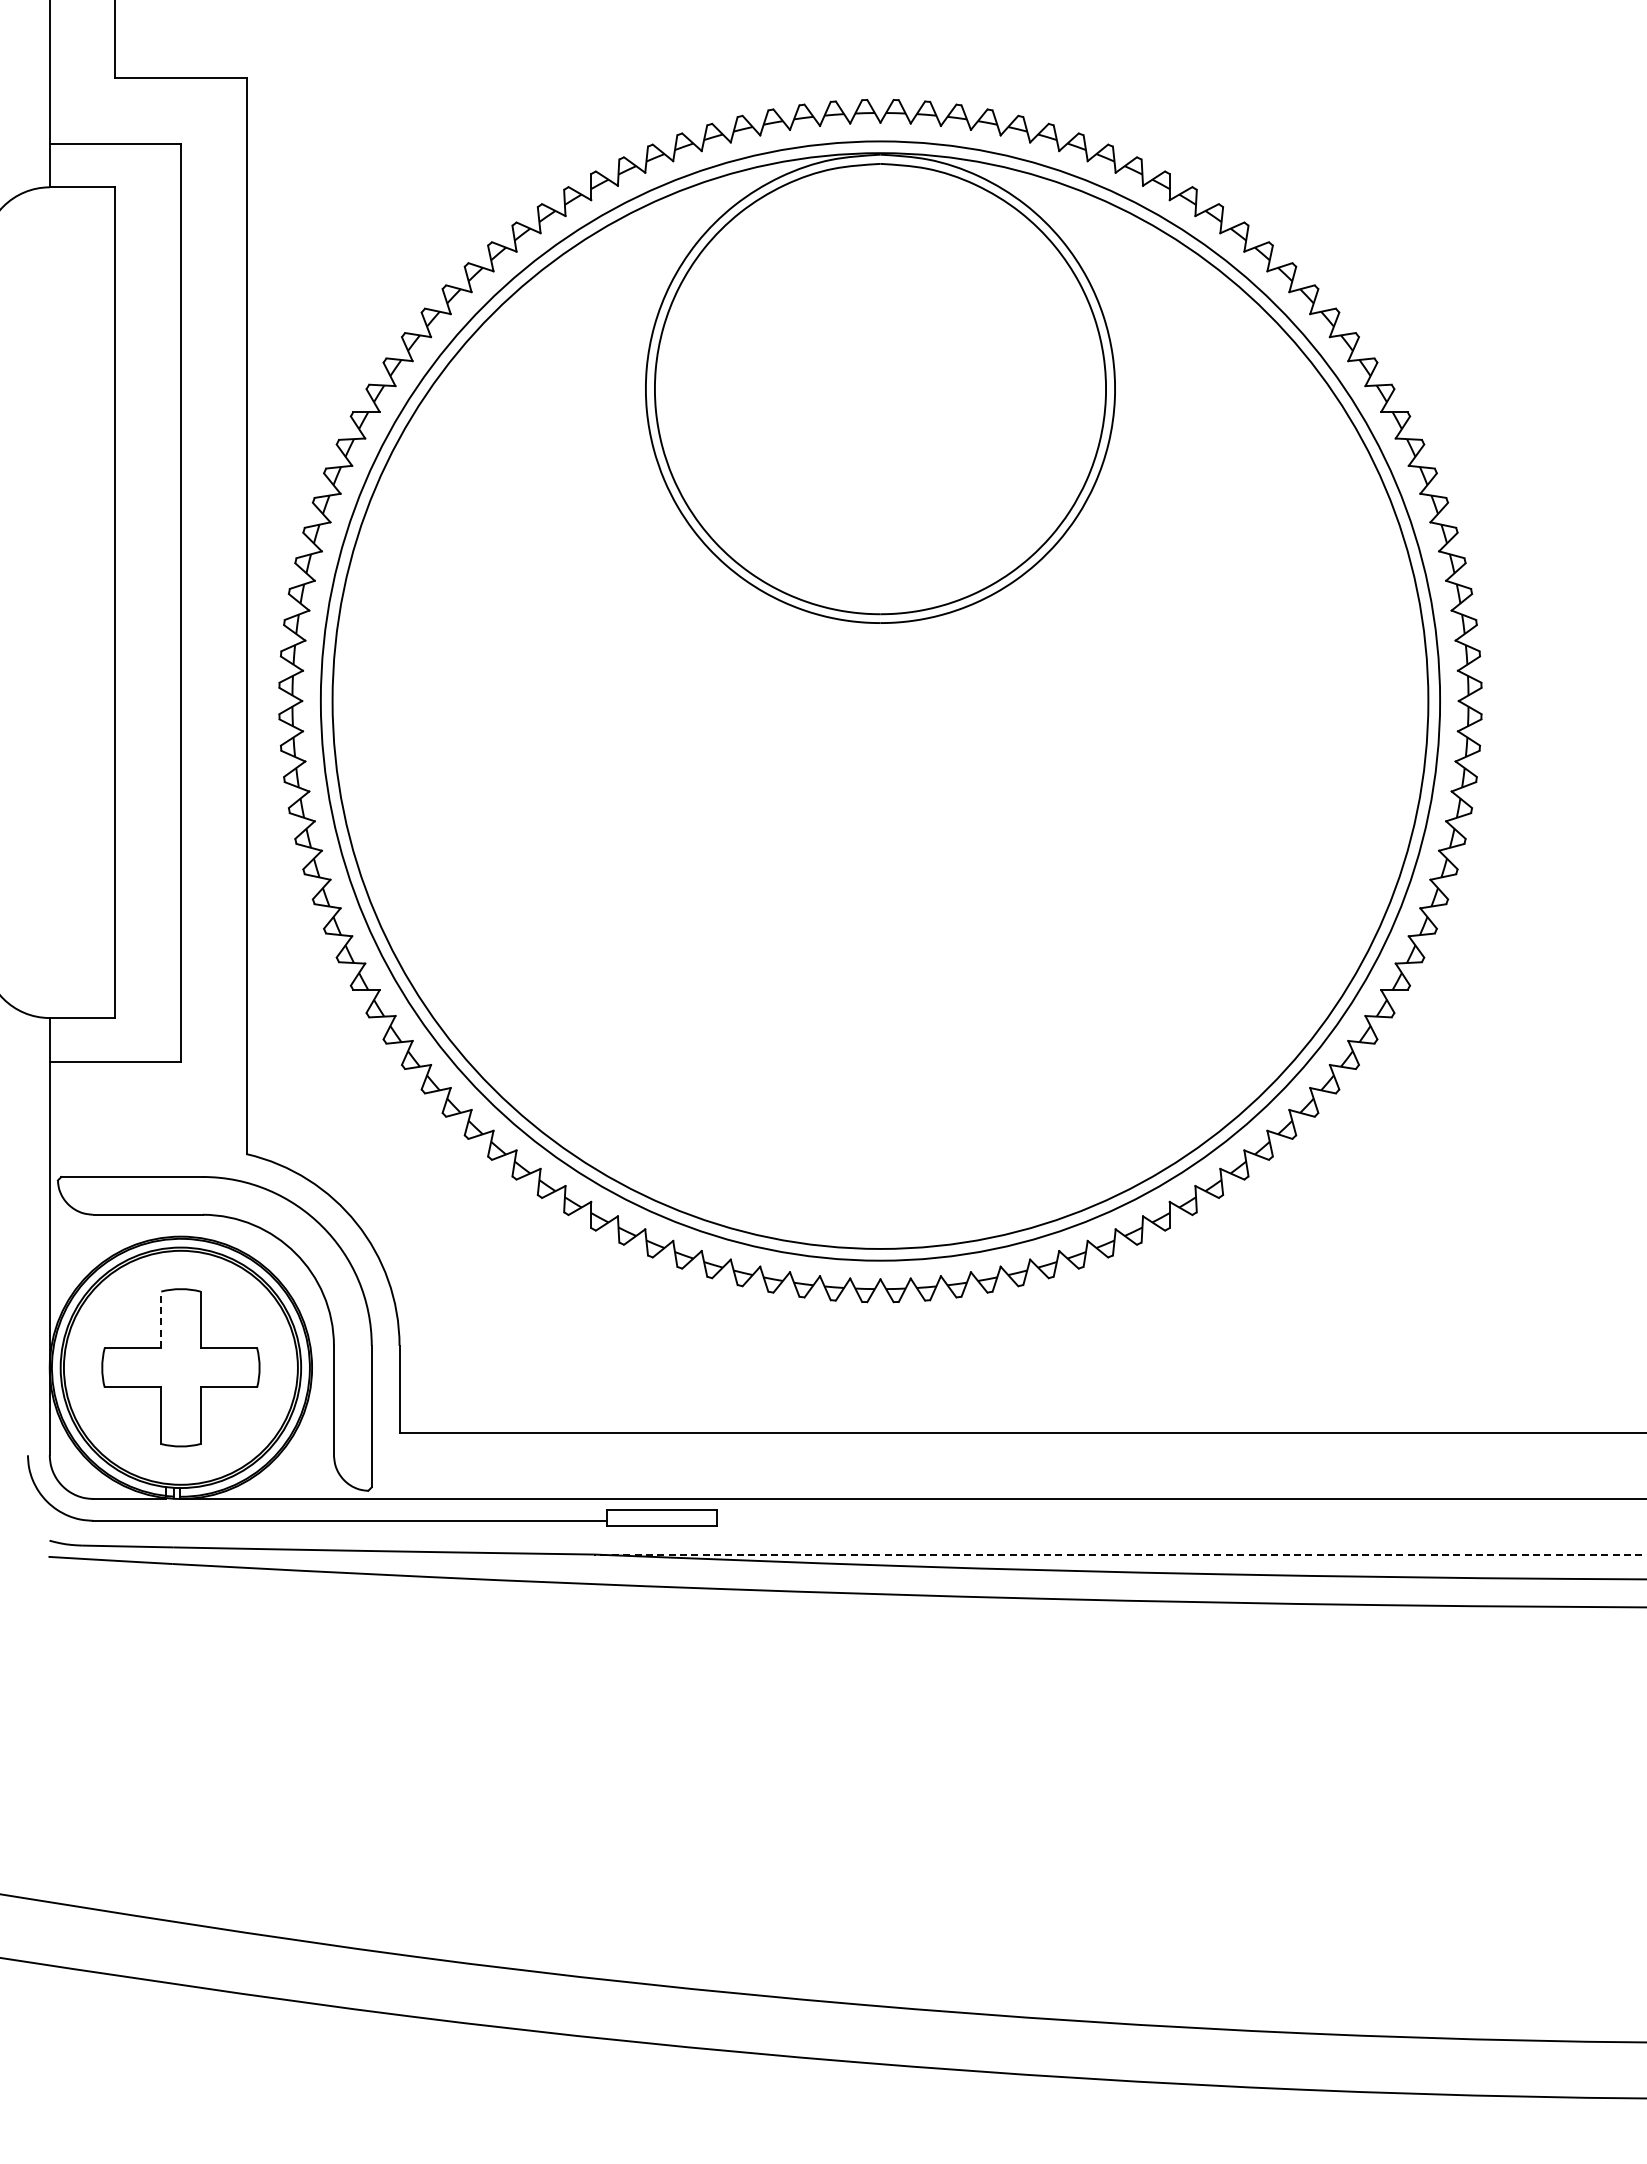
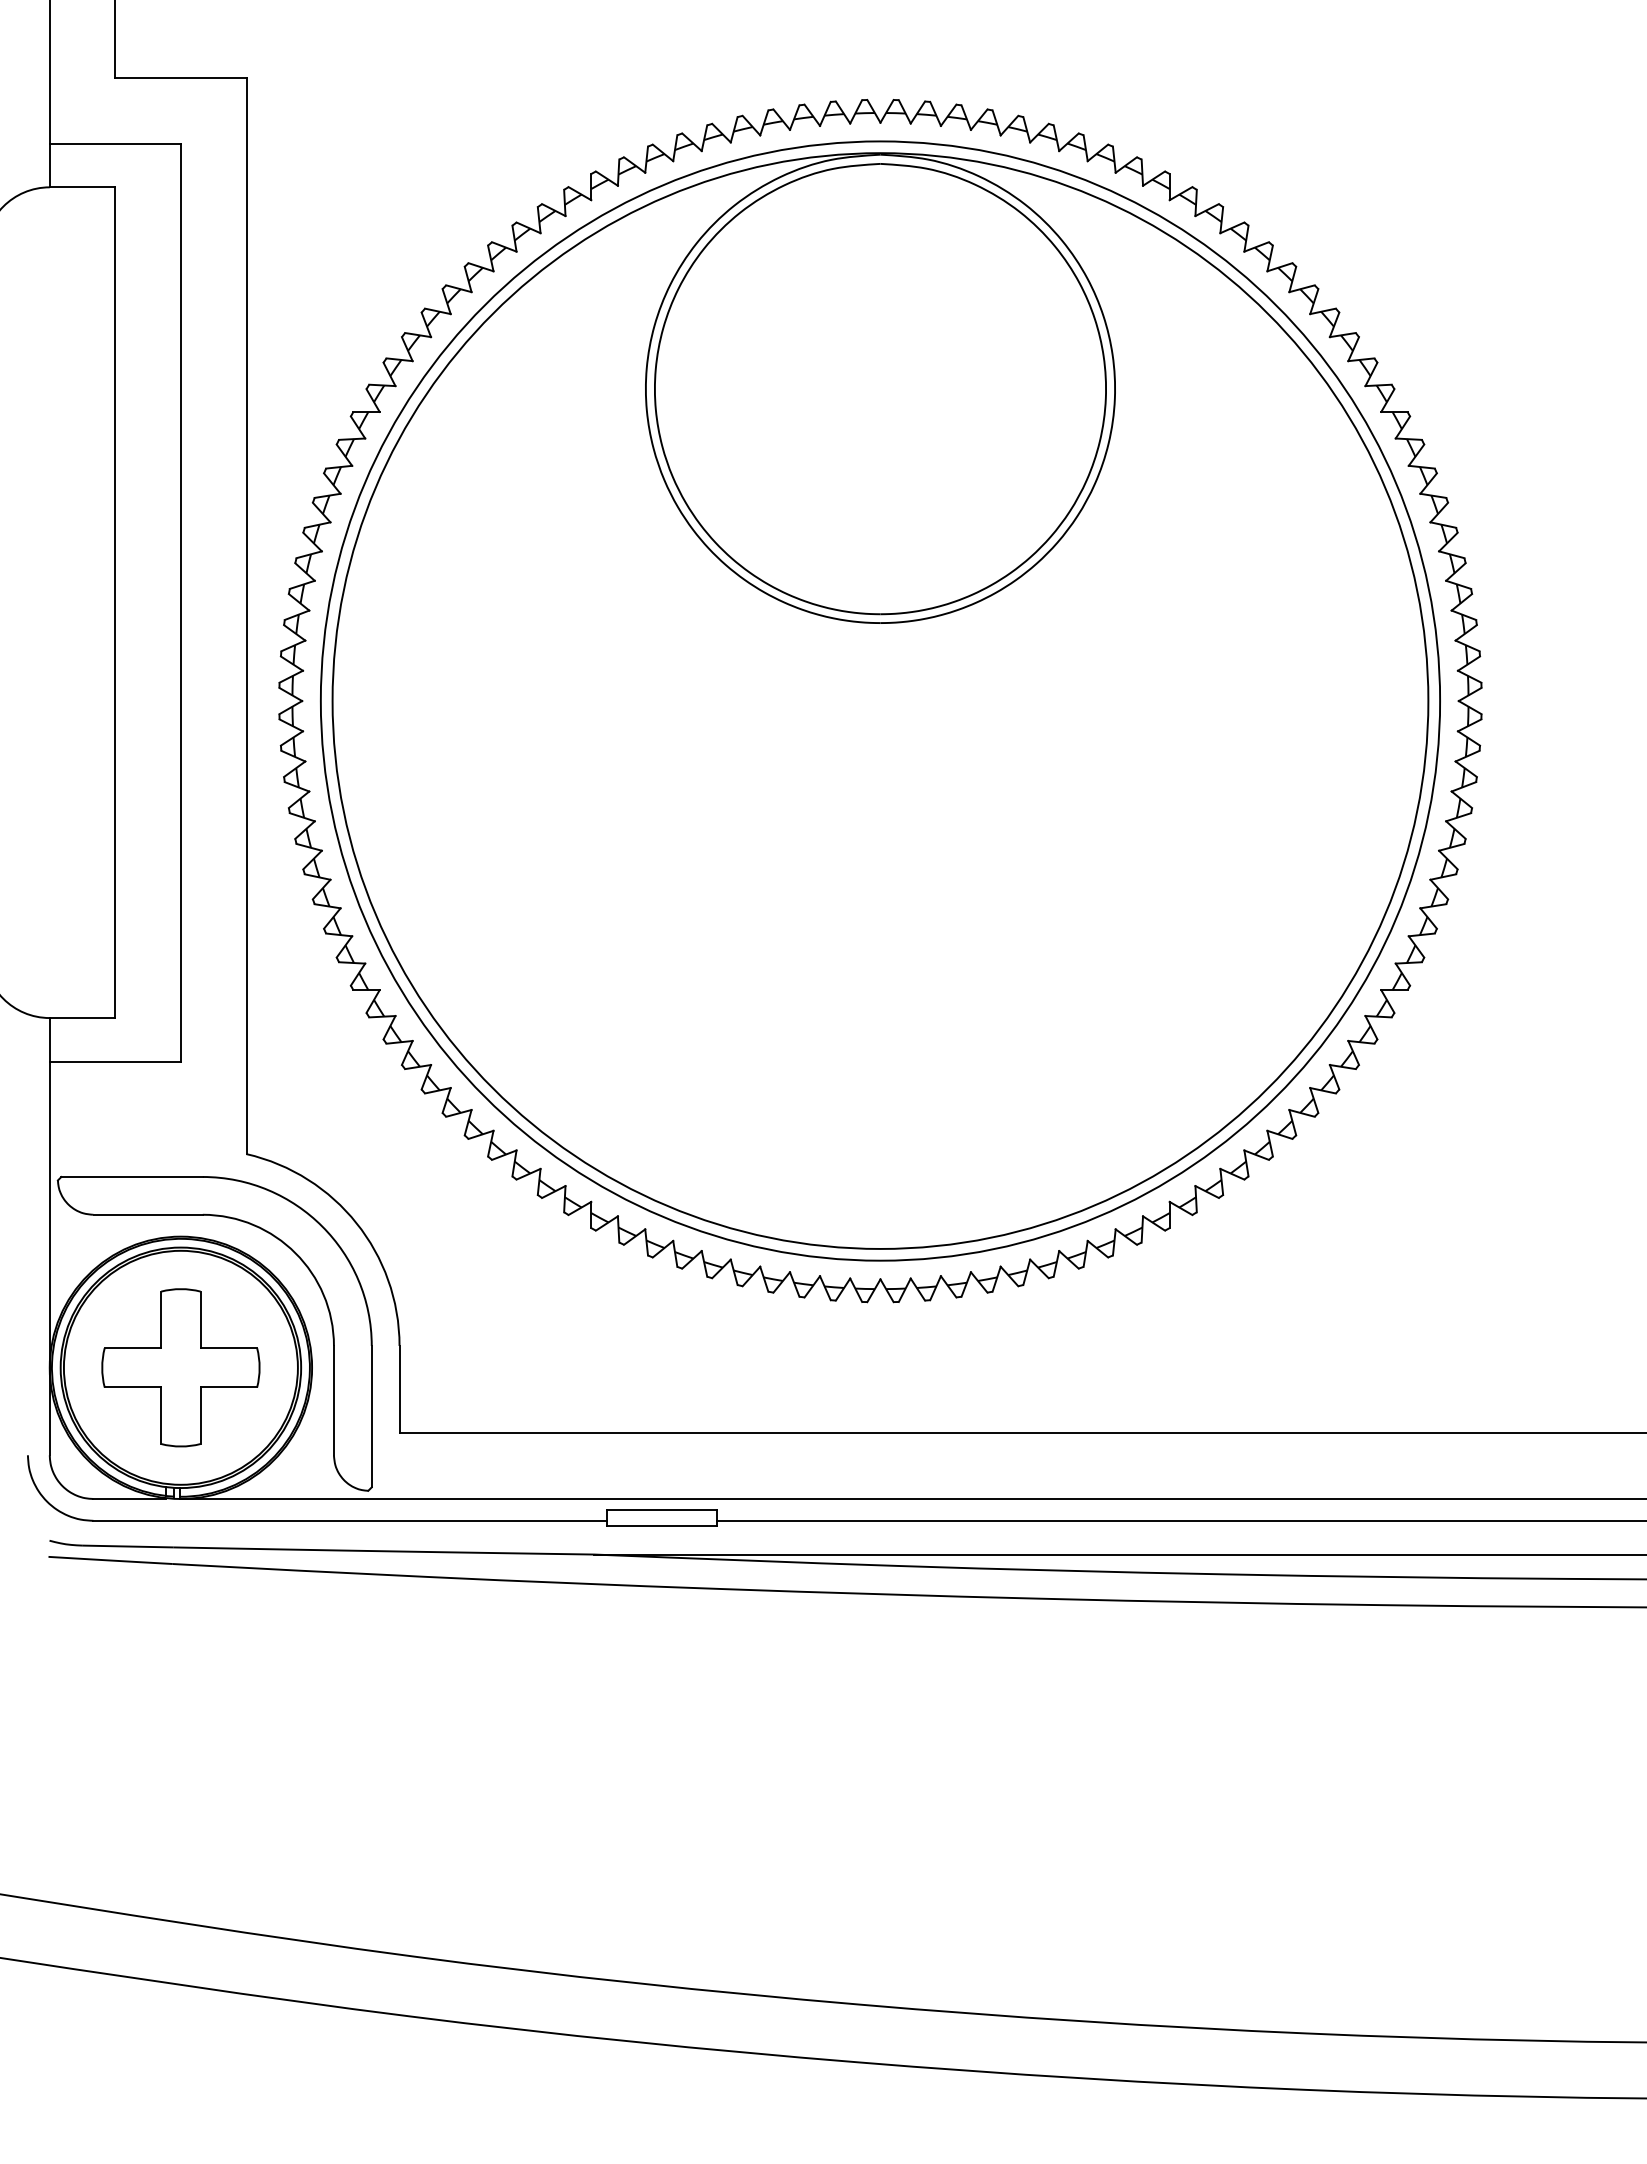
line: dashed -> solid (161, 1319)
line: none -> present (1179, 1520)
line: dashed -> solid (1119, 1554)
